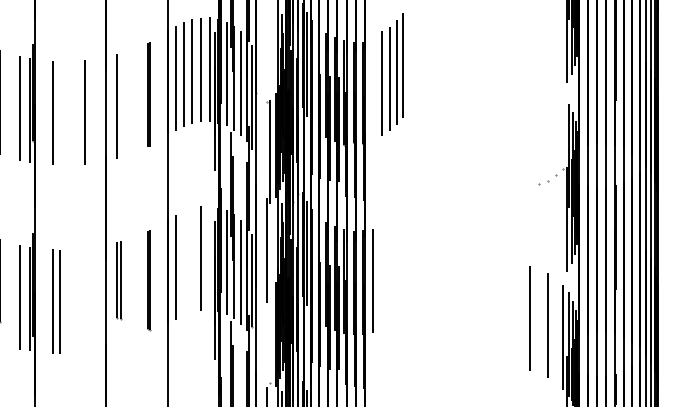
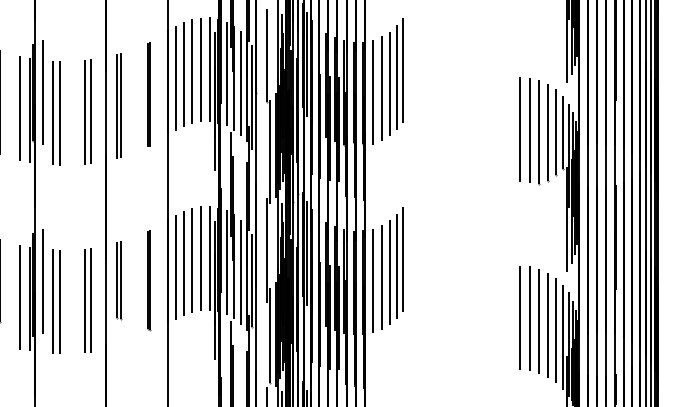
line: none -> present (266, 55)
part position: (392, 74) -> (392, 79) (392, 79)
line: none -> present (372, 91)
line: none -> present (43, 92)
line: none -> present (121, 104)
line: none -> present (90, 111)
line: none -> present (60, 112)
line: none -> present (519, 129)
line: none -> present (529, 129)
line: none -> present (547, 131)
line: none -> present (562, 131)
line: none -> present (539, 132)
line: none -> present (555, 132)
line: none -> present (209, 258)
line: none -> present (403, 258)
line: none -> present (192, 259)
line: none -> present (184, 262)
line: none -> present (397, 266)
line: none -> present (389, 272)
line: none -> present (381, 277)
line: none -> present (43, 280)
part: none -> present (87, 300)
line: none -> present (519, 317)
line: none -> present (539, 320)
line: none -> present (555, 330)
line: none -> present (270, 335)
